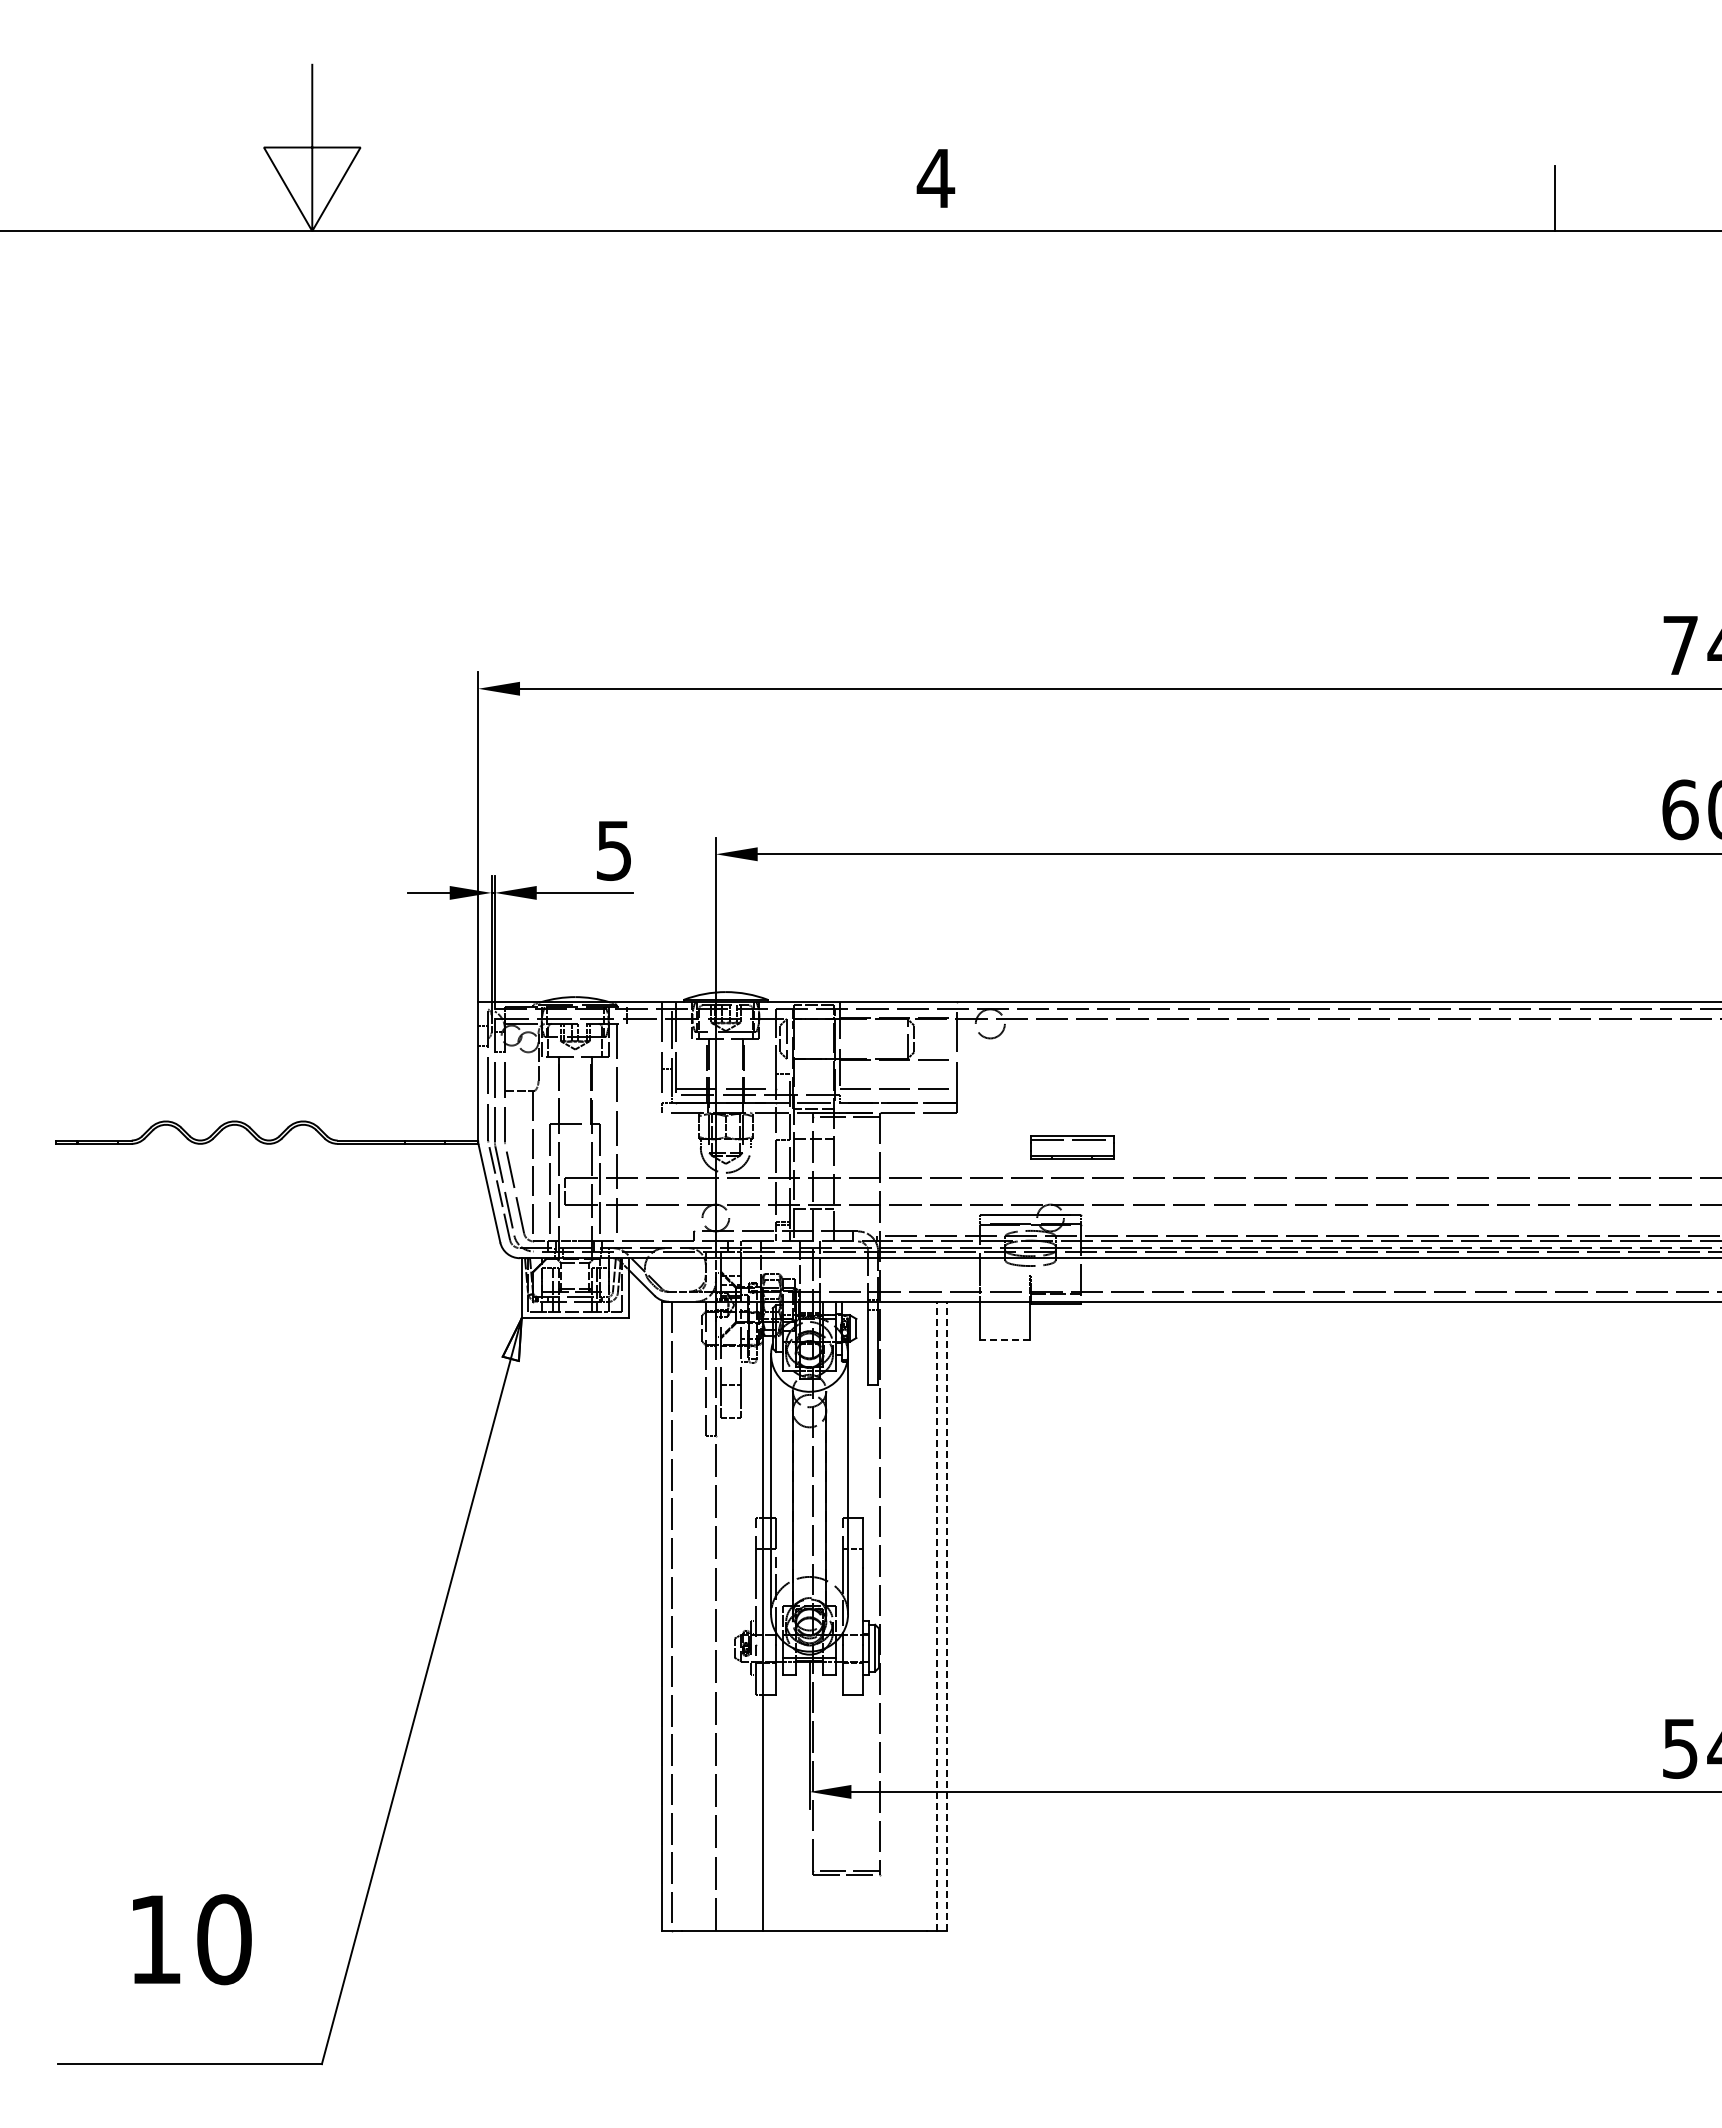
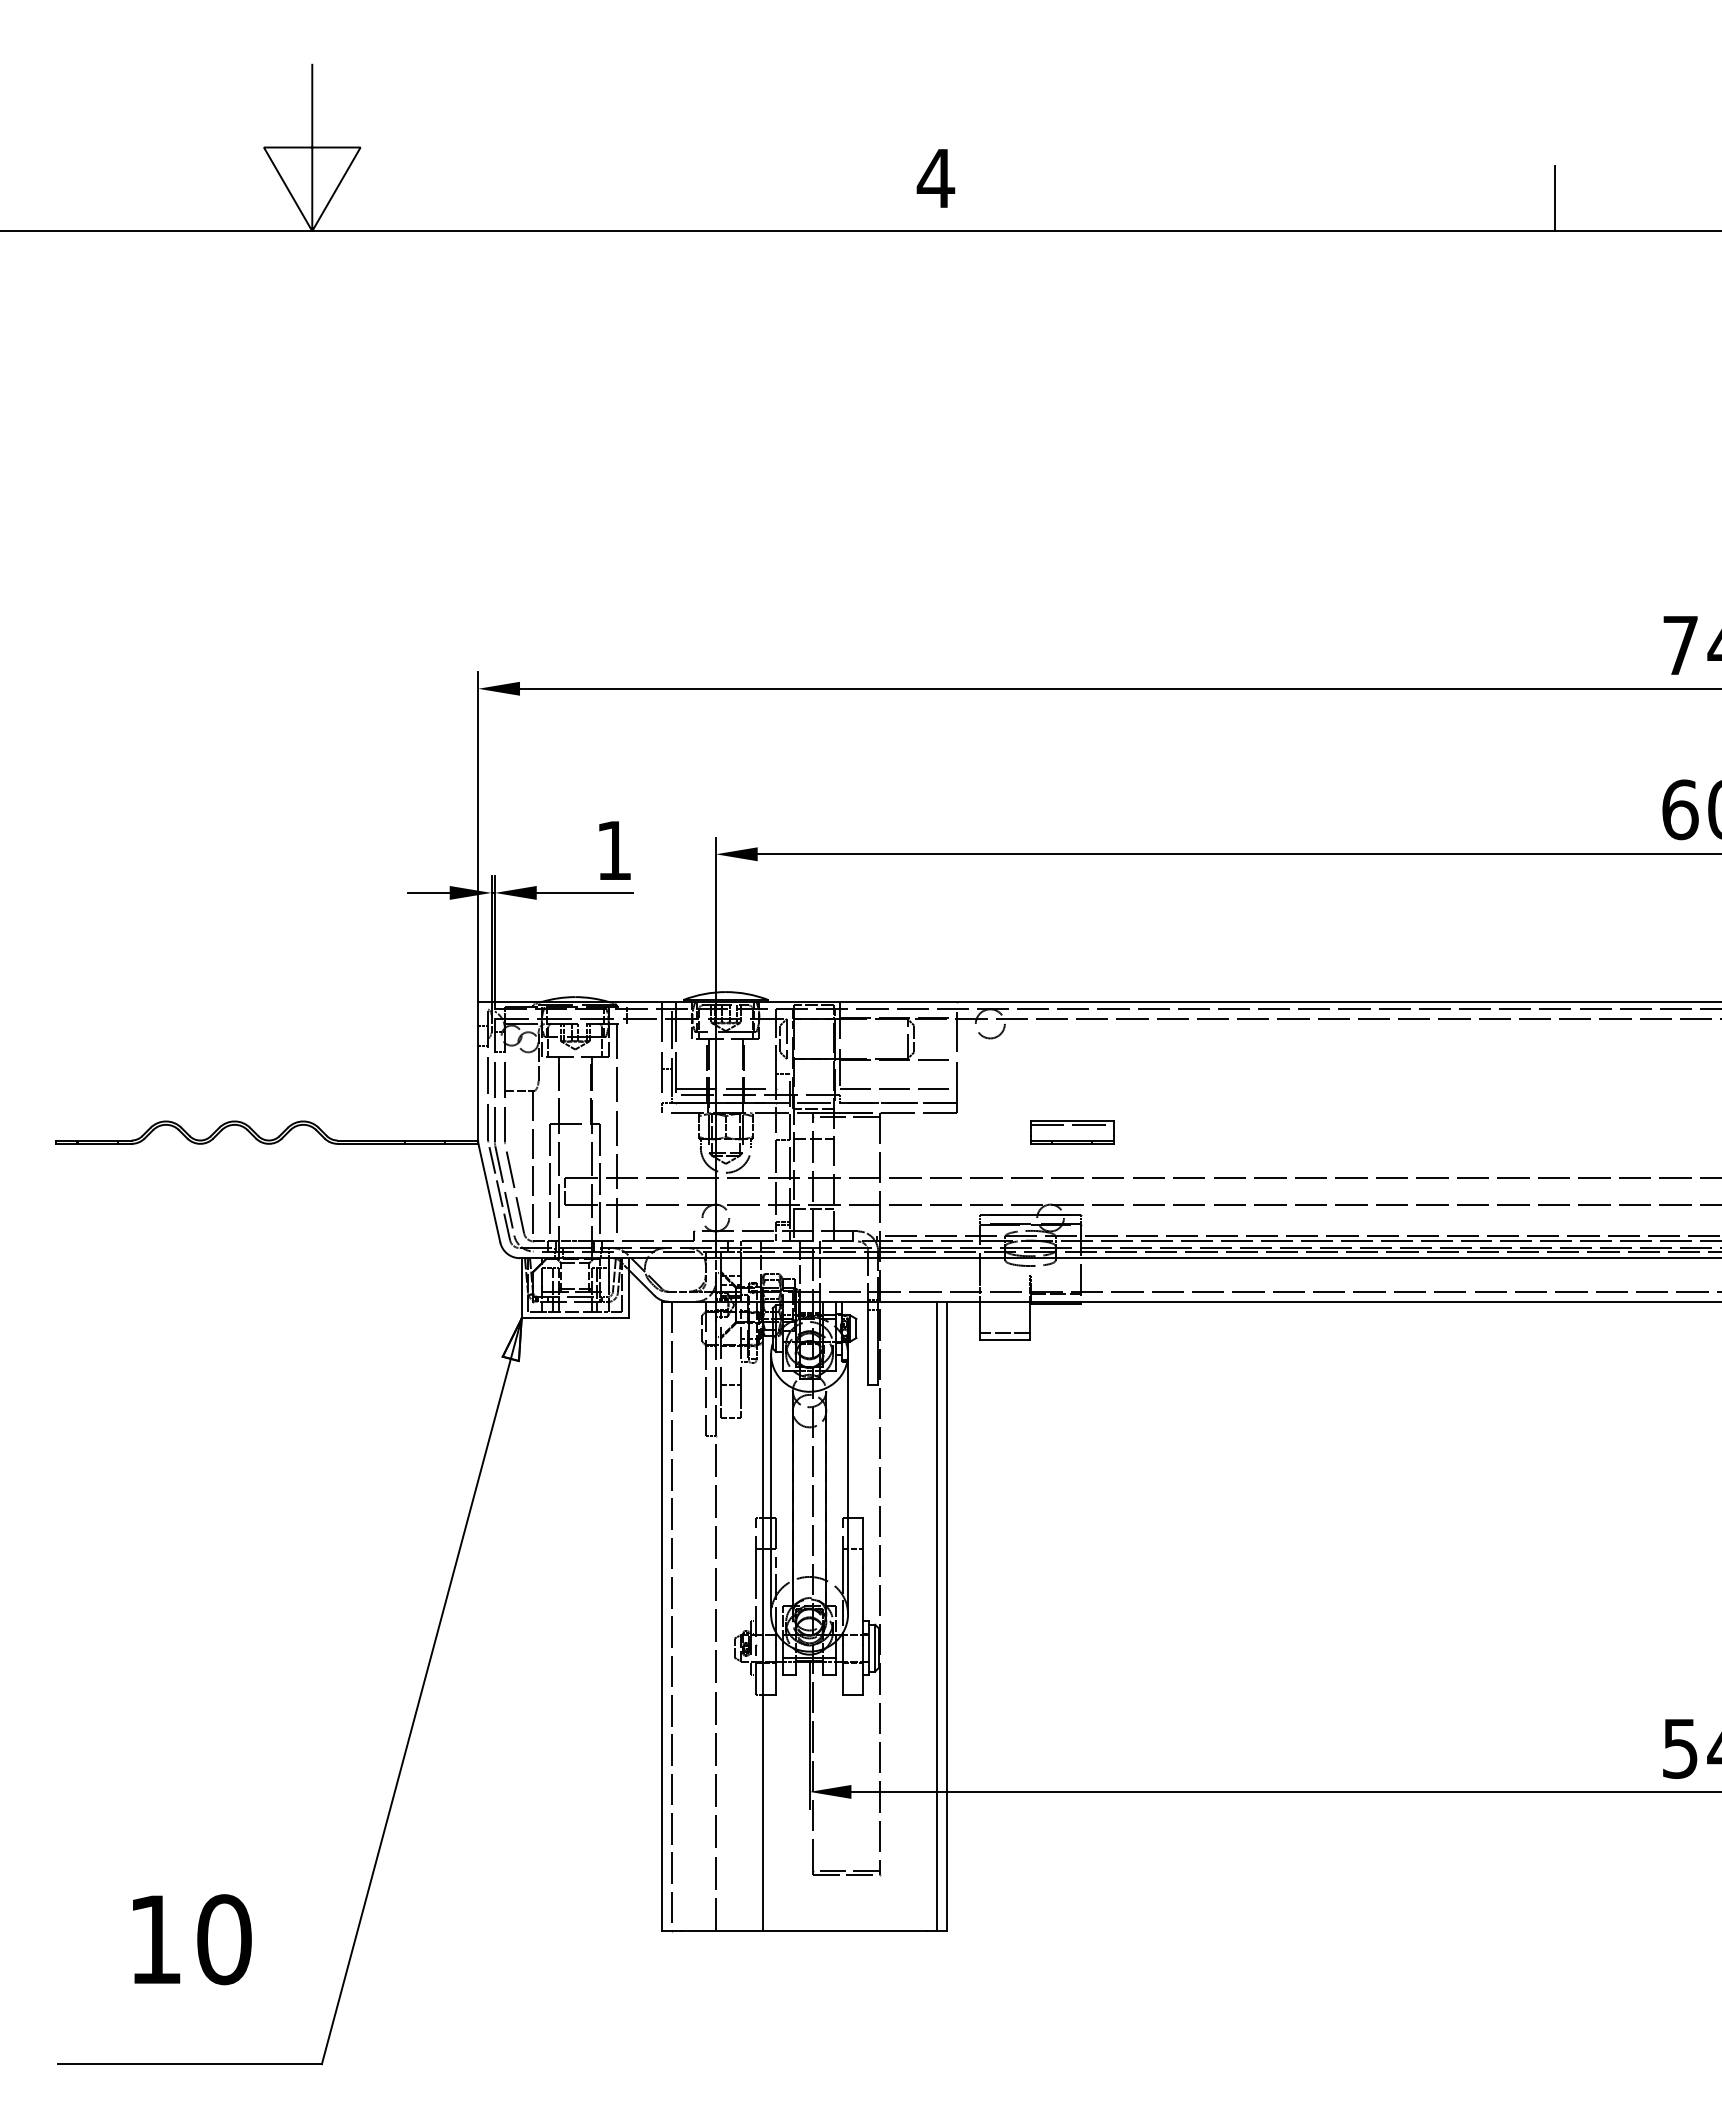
text: 5 -> 1 (613, 850)
part position: (1072, 1147) -> (1072, 1132) (1072, 1132)
line: none -> present (1005, 1332)
line: dashed -> solid (1005, 1340)
line: dashed -> solid (936, 1616)
line: dashed -> solid (946, 1616)
